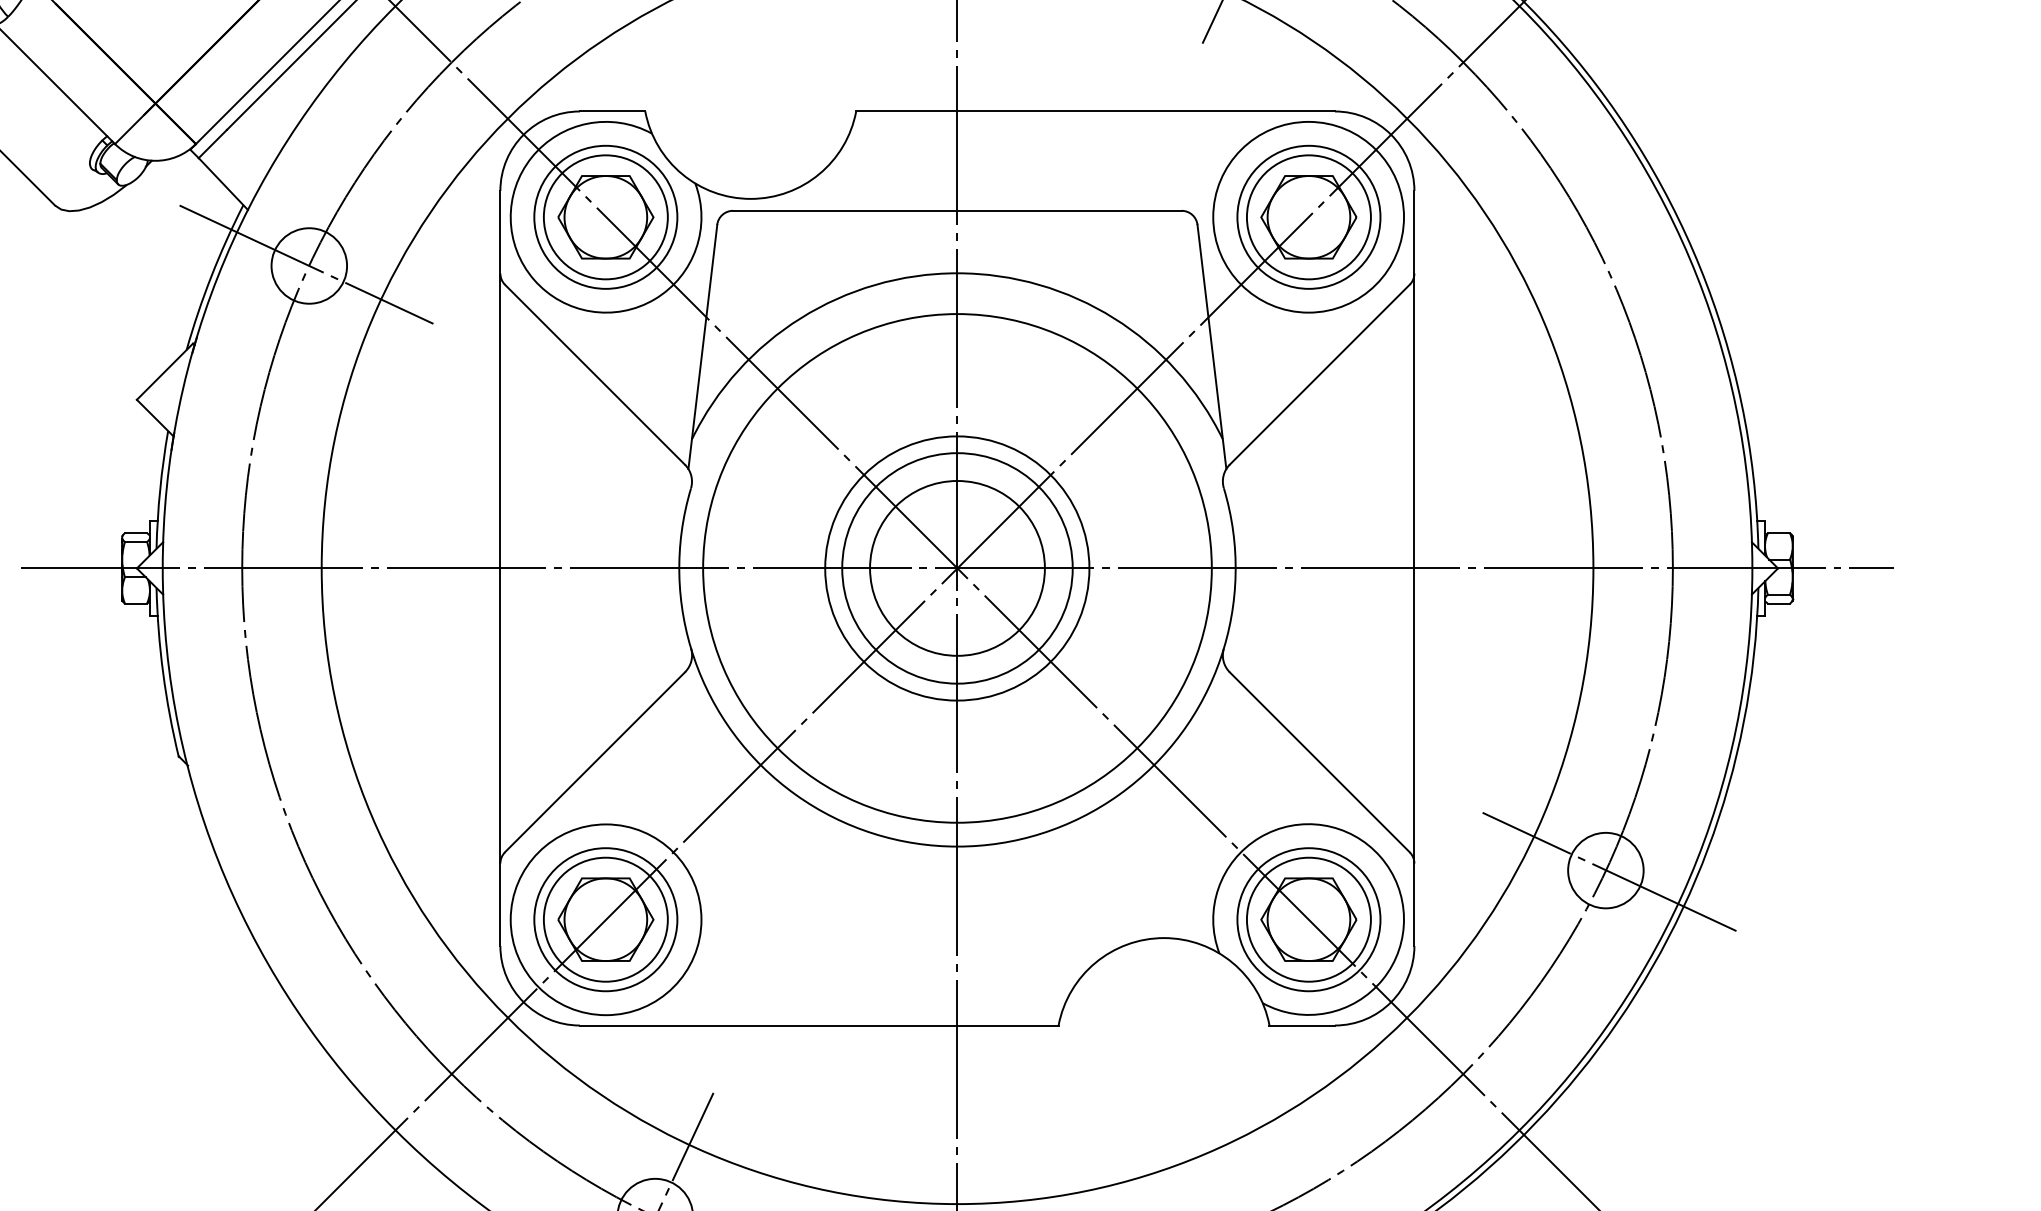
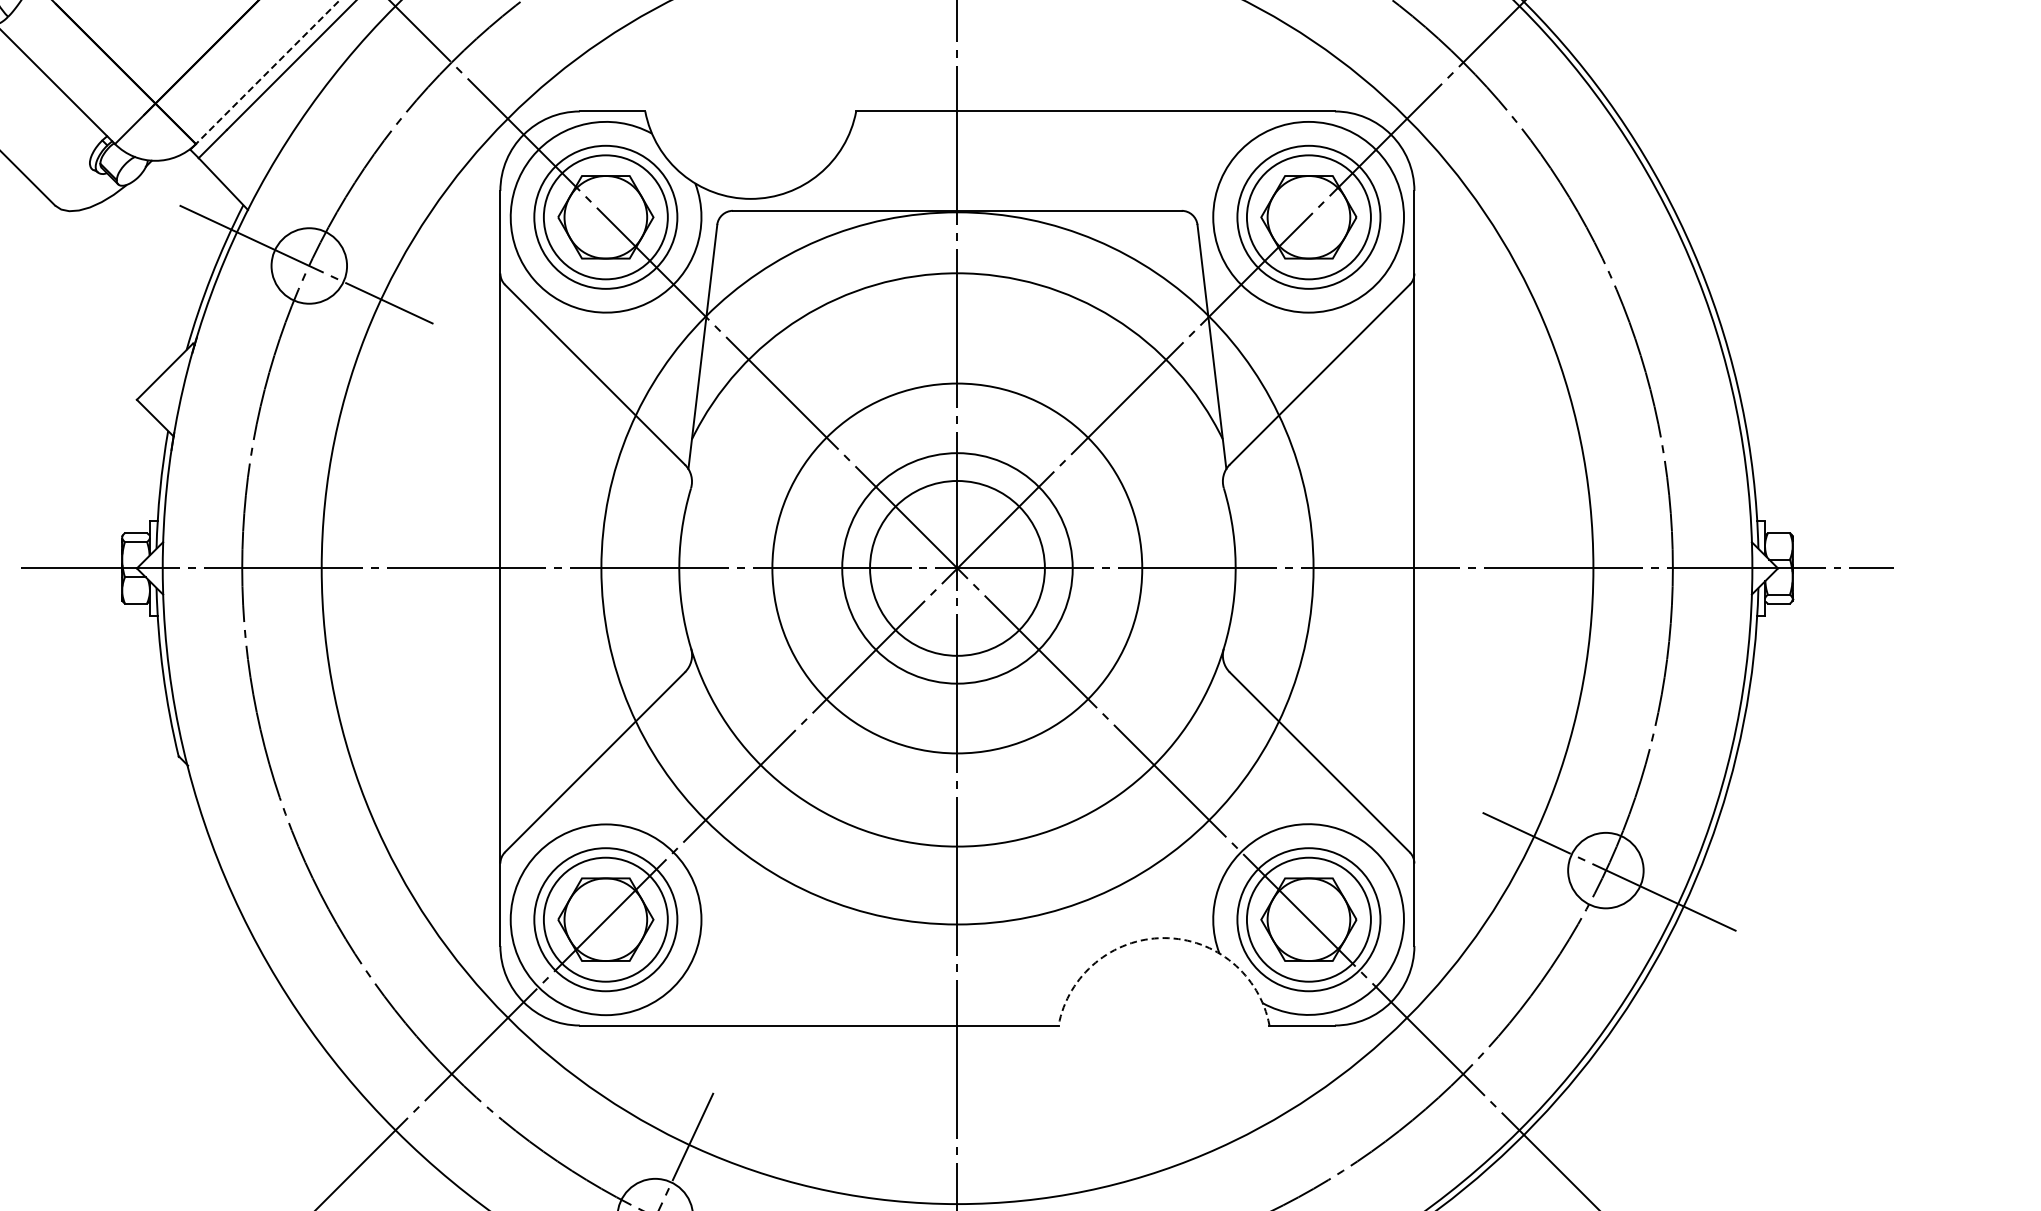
line: present -> none (1211, 22)
line: solid -> dashed (267, 72)
circle diameter: 264 px -> 370 px (957, 568)
circle diameter: 509 px -> 712 px (957, 568)
arc: solid -> dashed (1164, 938)
